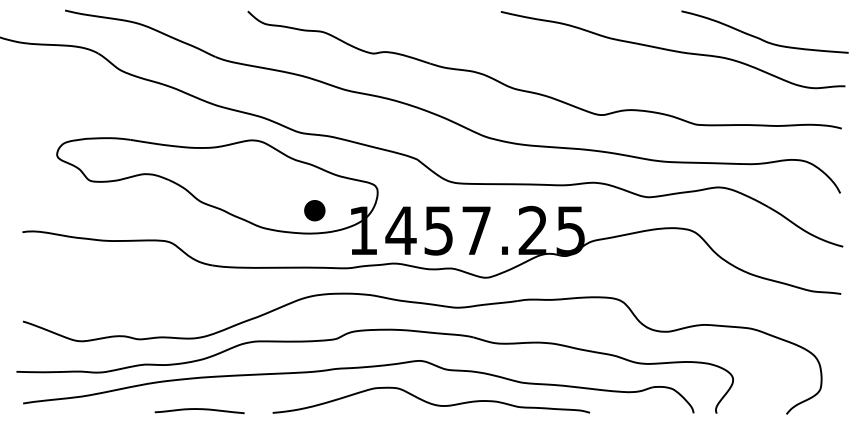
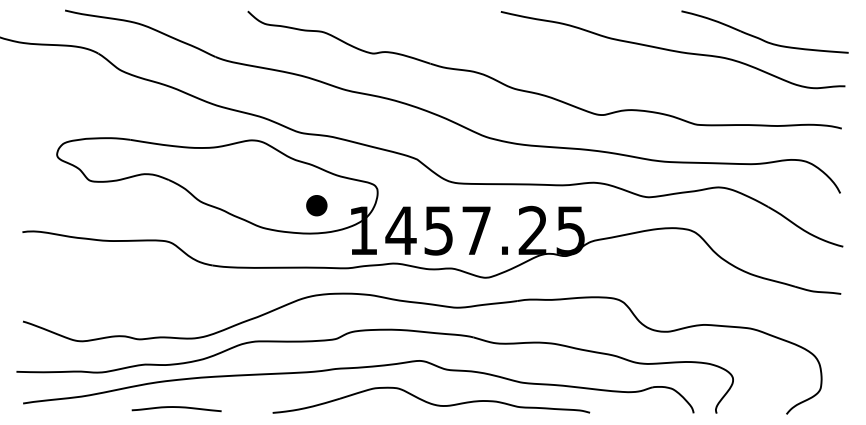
part position: (314, 210) -> (316, 205) (316, 205)
curve position: (199, 409) -> (176, 407) (176, 407)
